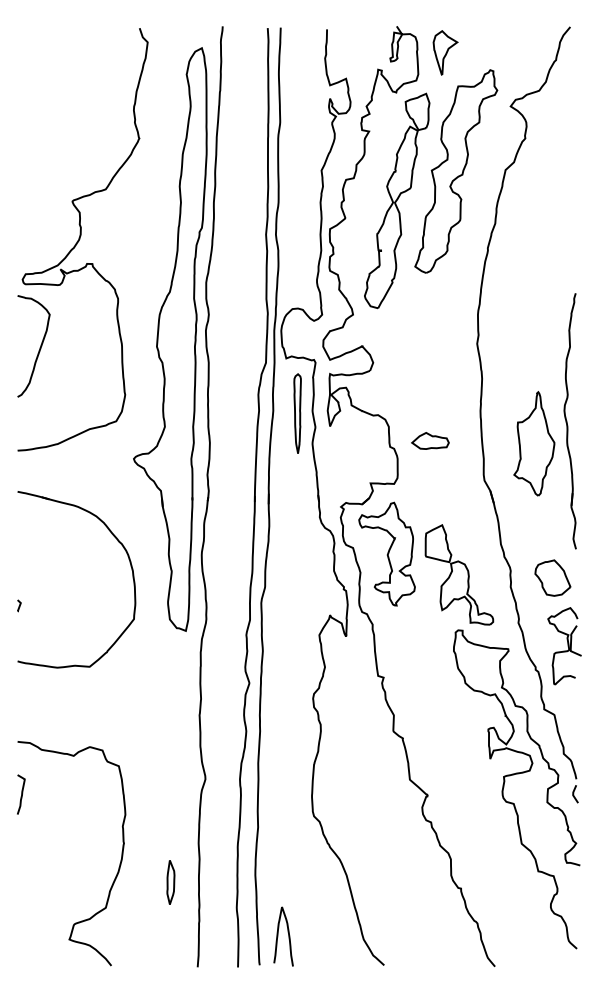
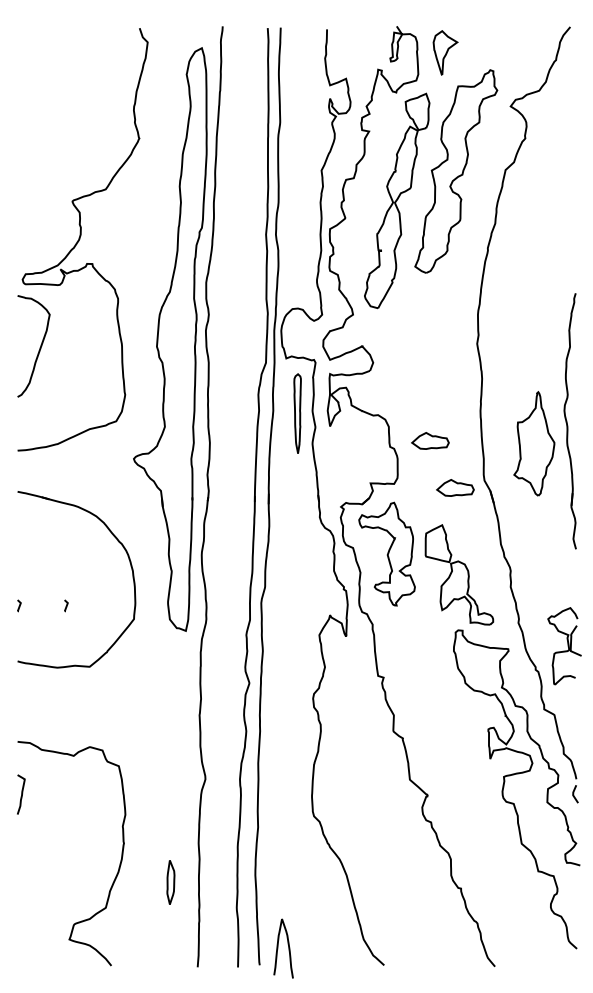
part: none -> present (455, 487)
part: present -> none (552, 577)
line: none -> present (66, 605)
curve position: (278, 936) -> (278, 948) (278, 948)
